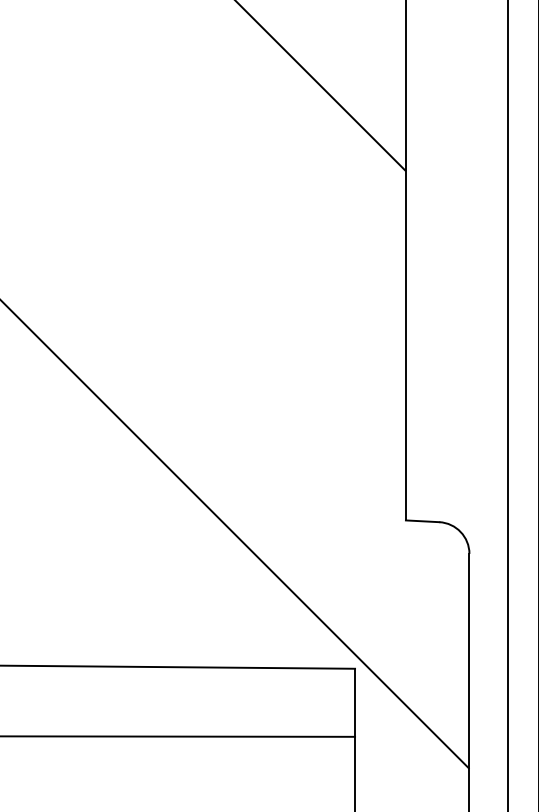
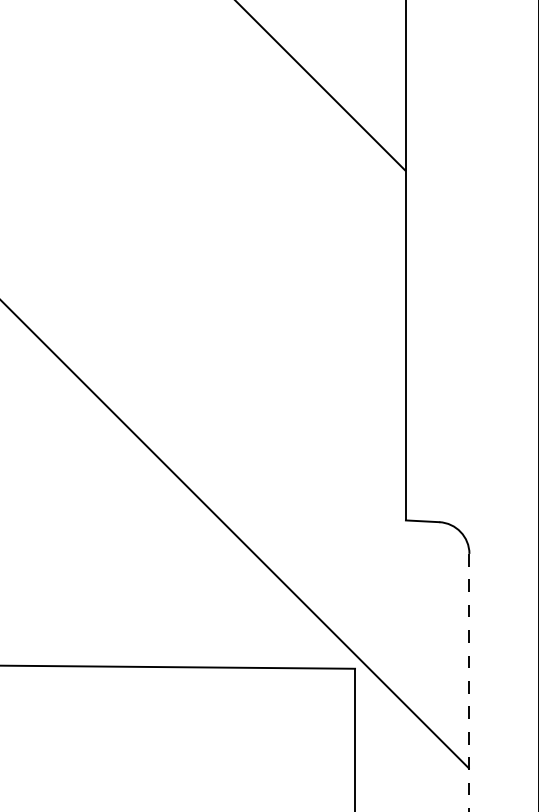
line: present -> none (507, 405)
line: solid -> dashed (469, 682)
line: present -> none (178, 736)
